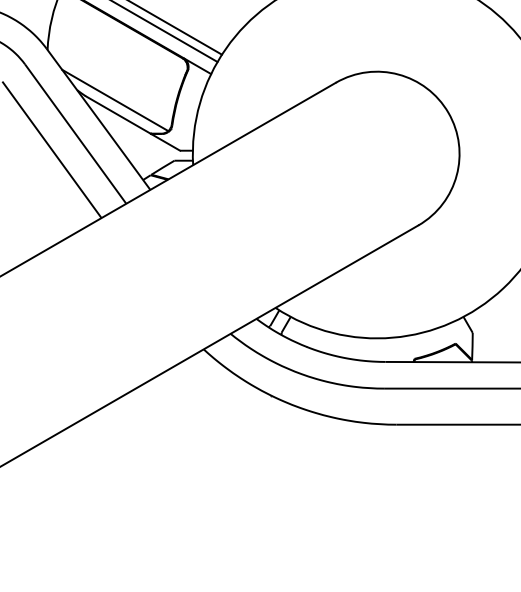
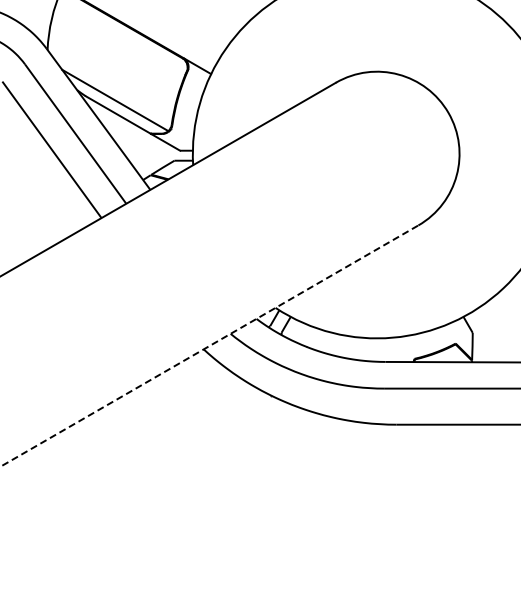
line: present -> none (176, 28)
line: present -> none (165, 31)
line: solid -> dashed (209, 345)
